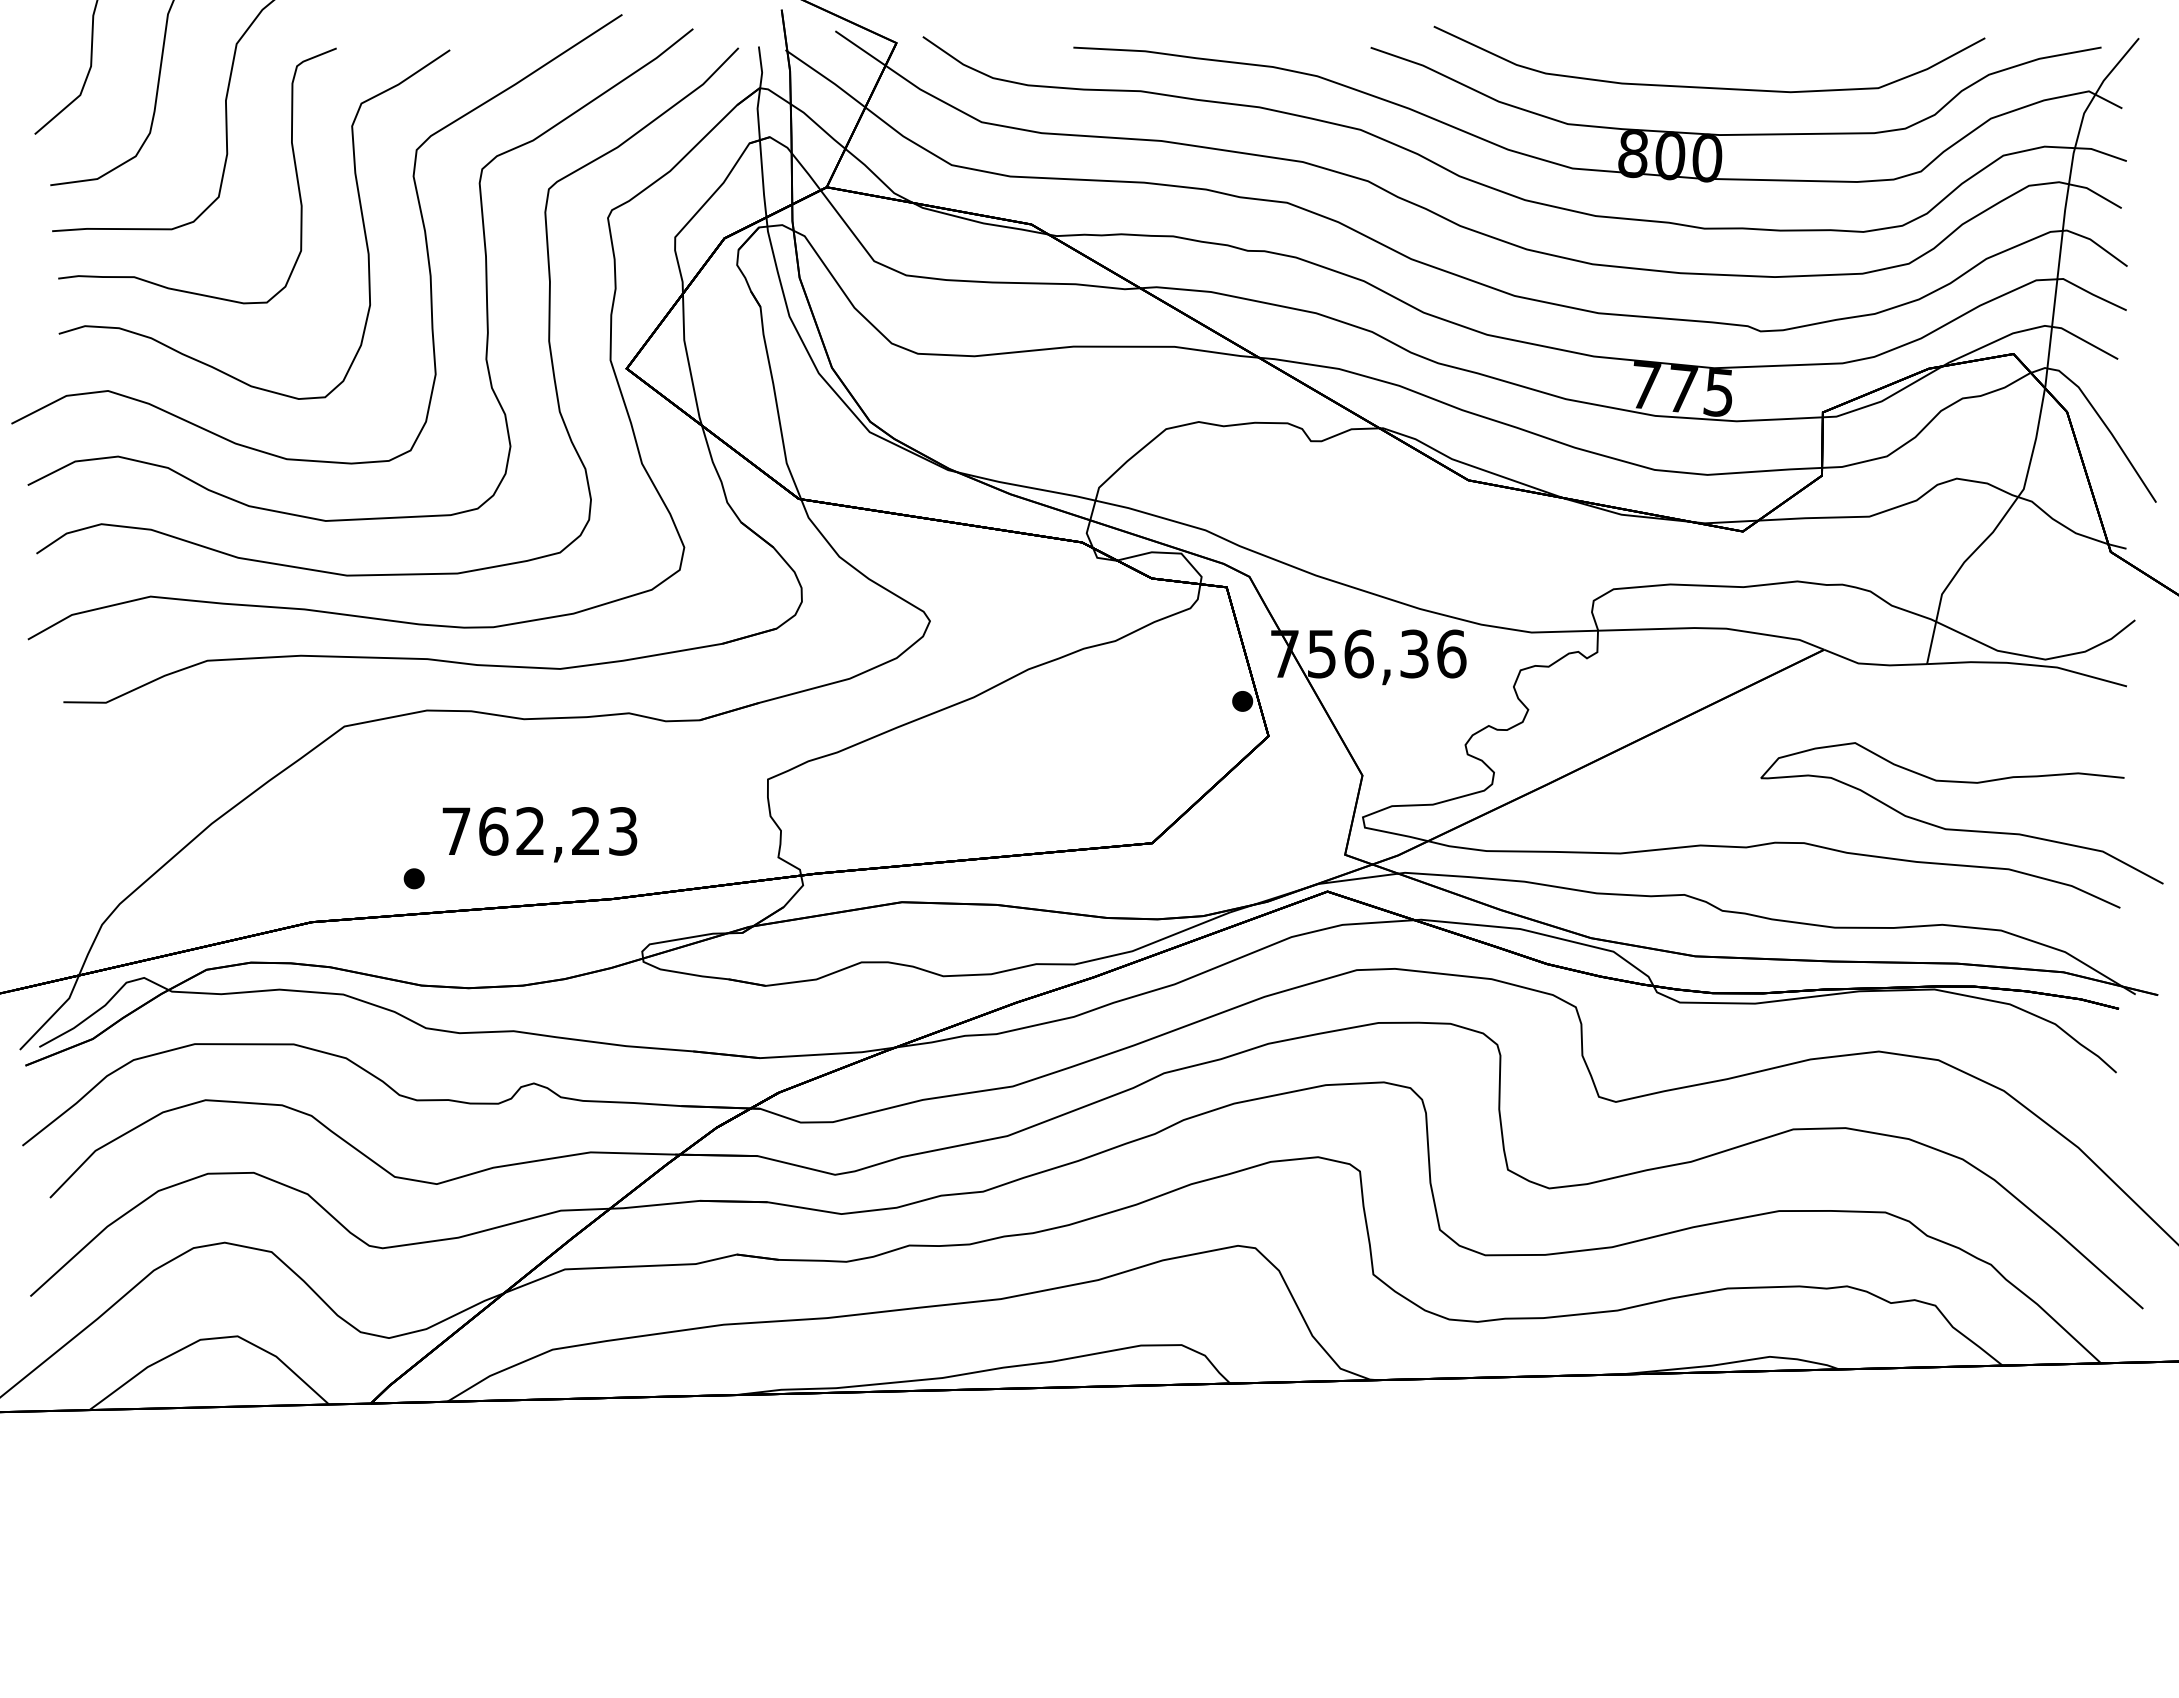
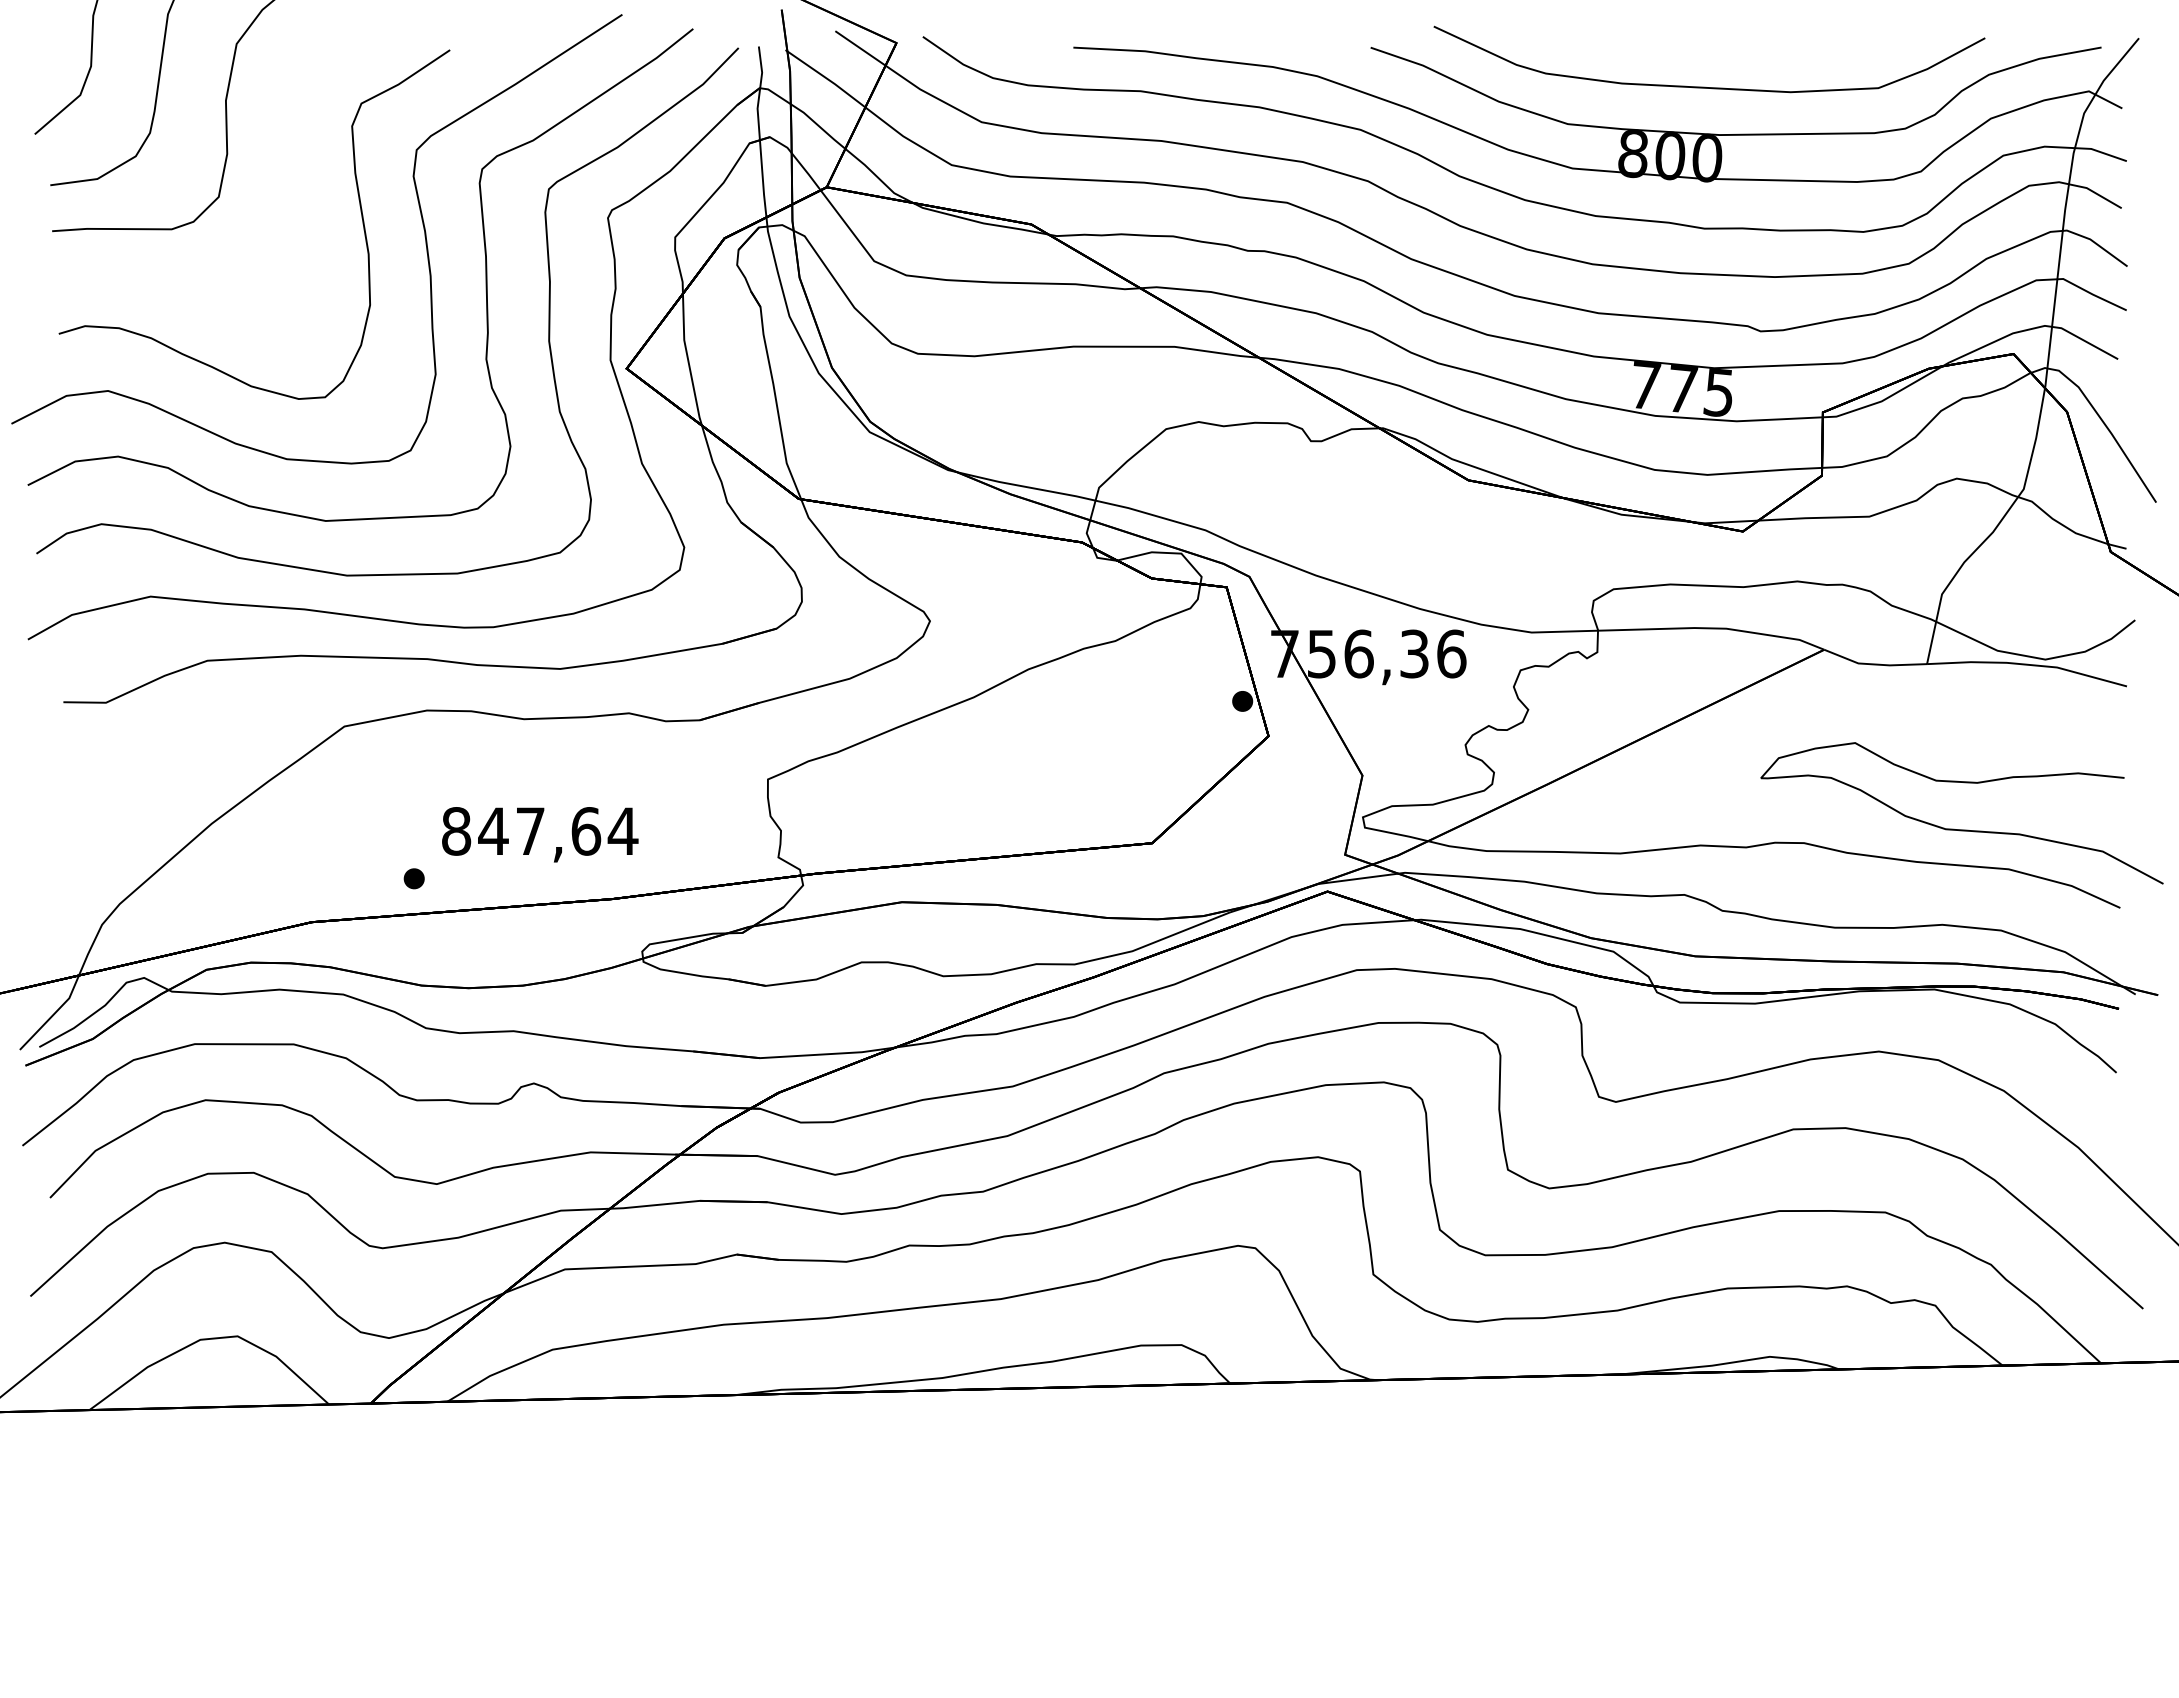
curve: present -> none (293, 161)
text: 762,23 -> 847,64 (540, 831)
